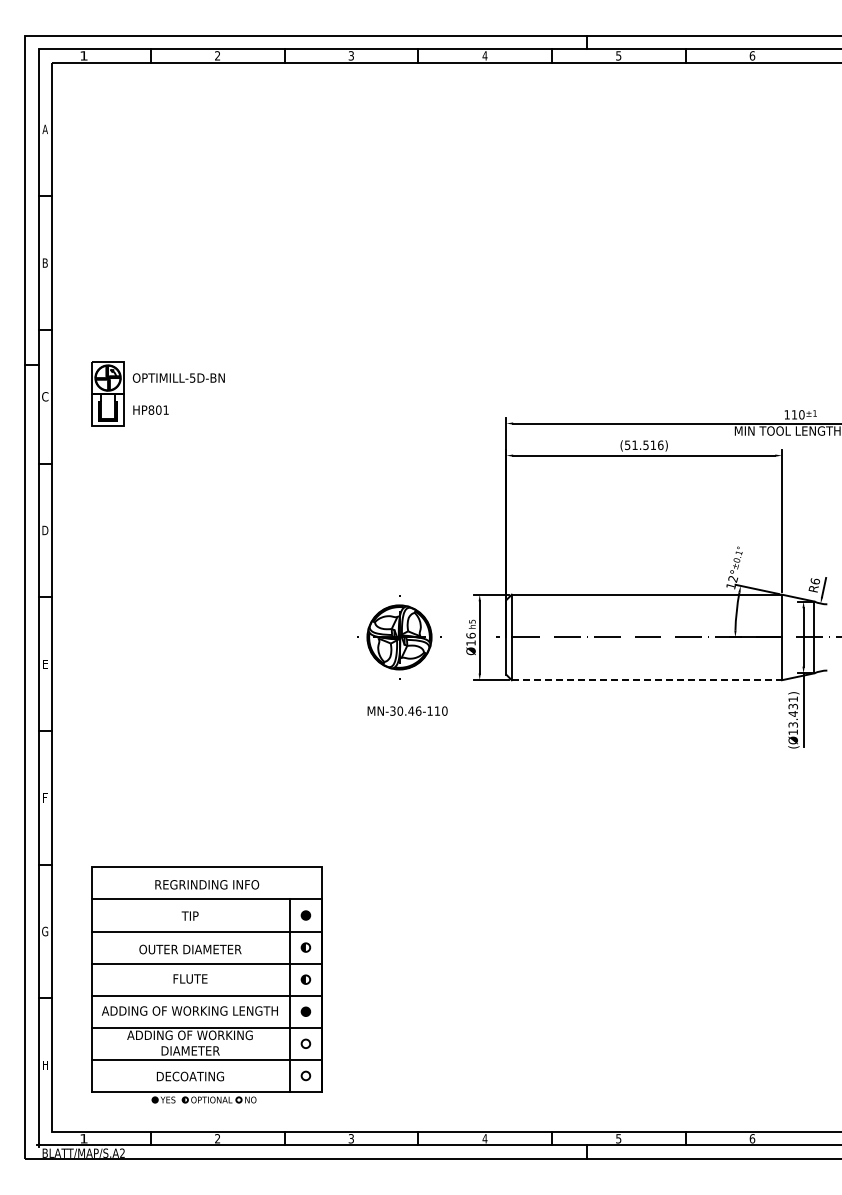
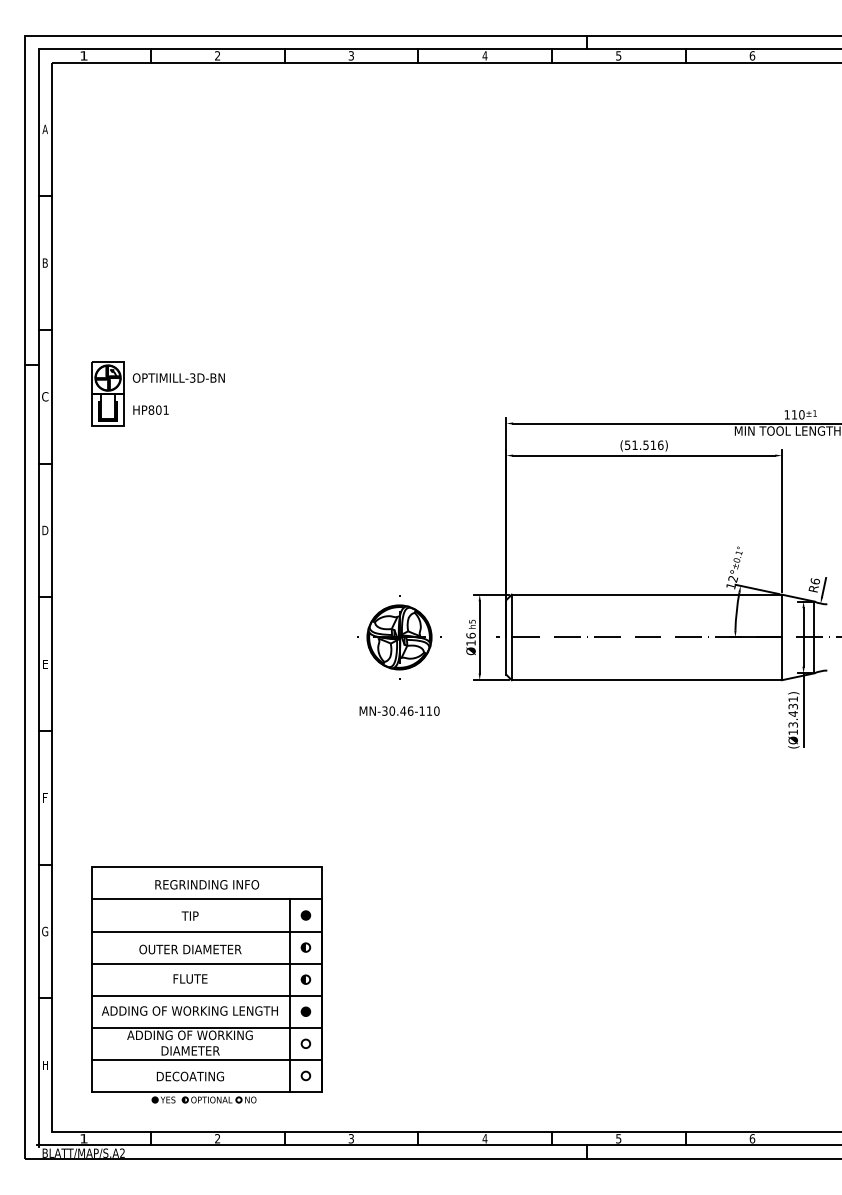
text: OPTIMILL-5D-BN -> OPTIMILL-3D-BN (192, 377)
line: dashed -> solid (647, 680)
text position: (407, 710) -> (399, 710) (399, 710)
